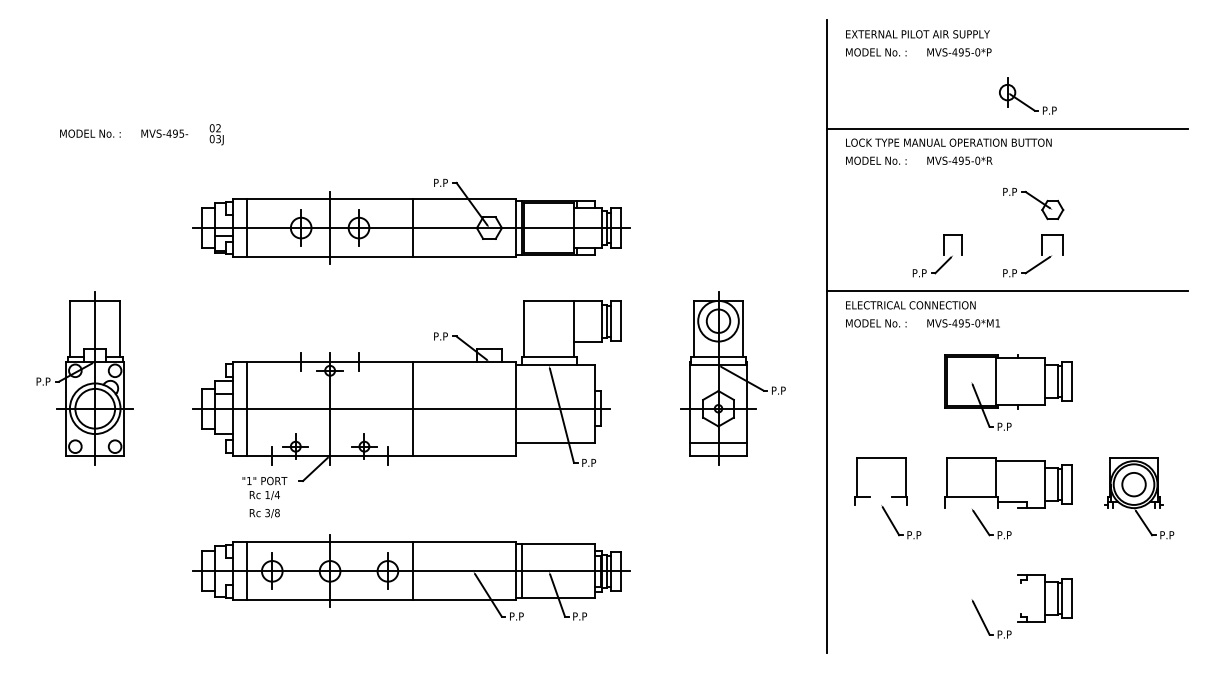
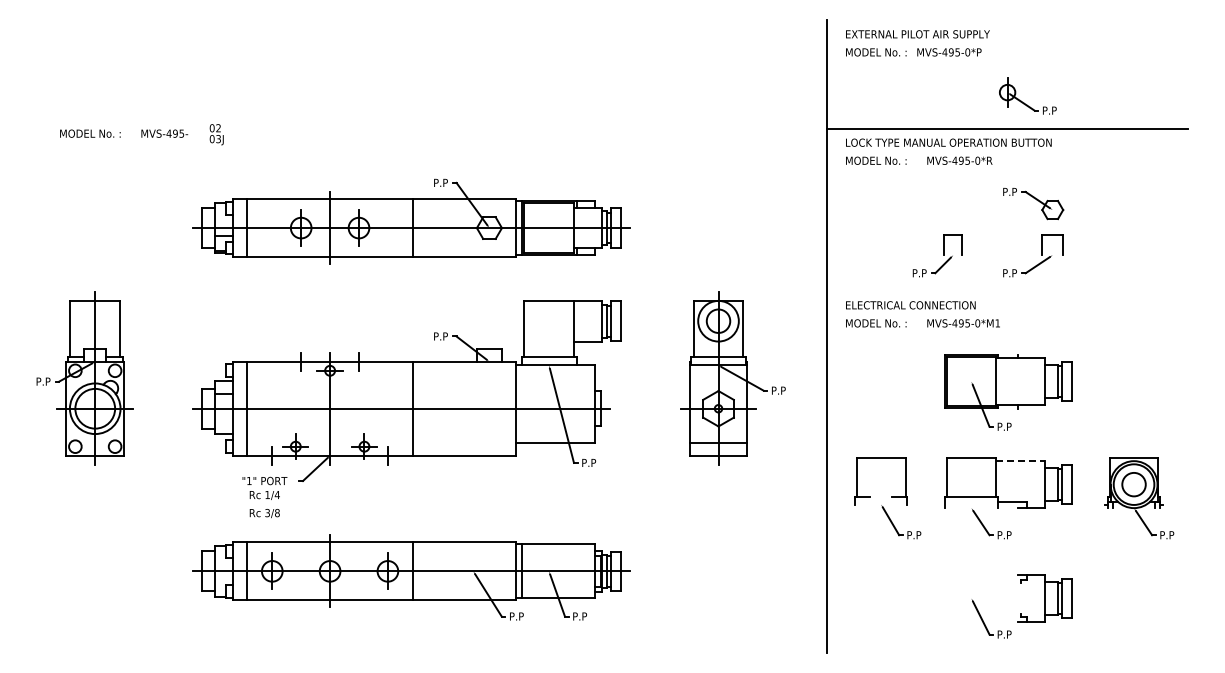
text position: (959, 52) -> (949, 52) (949, 52)
line: present -> none (1007, 291)
line: solid -> dashed (1020, 461)
